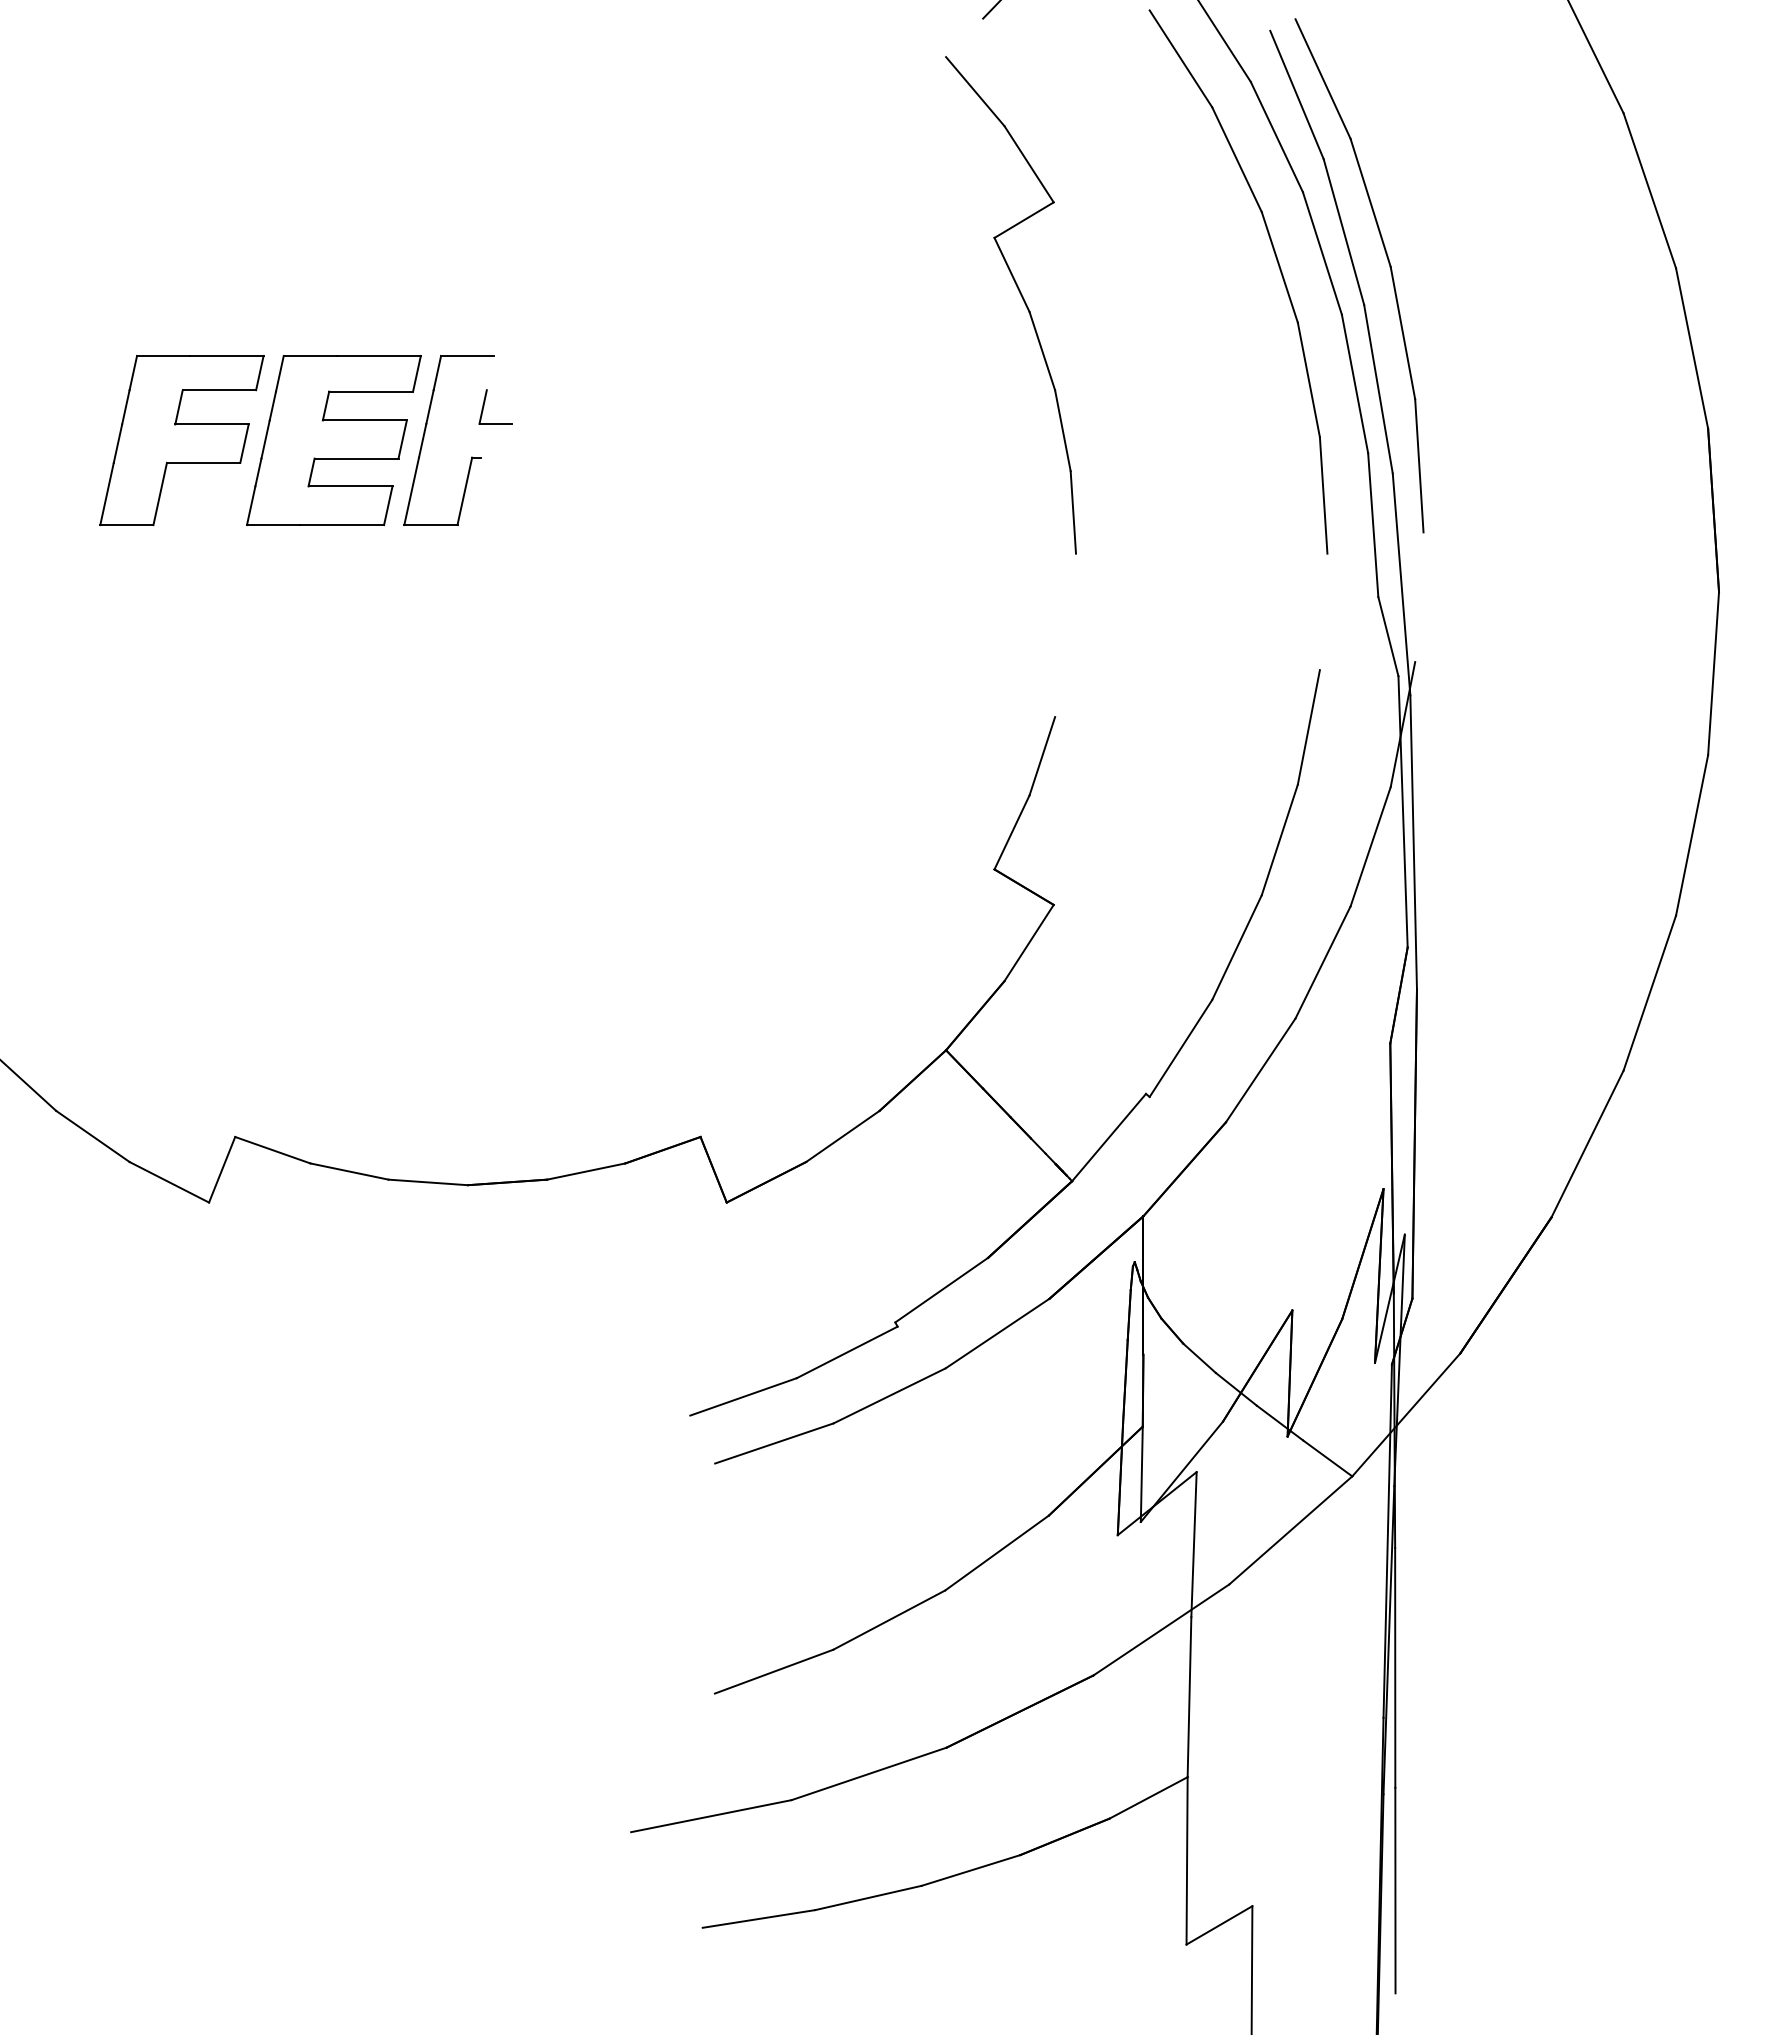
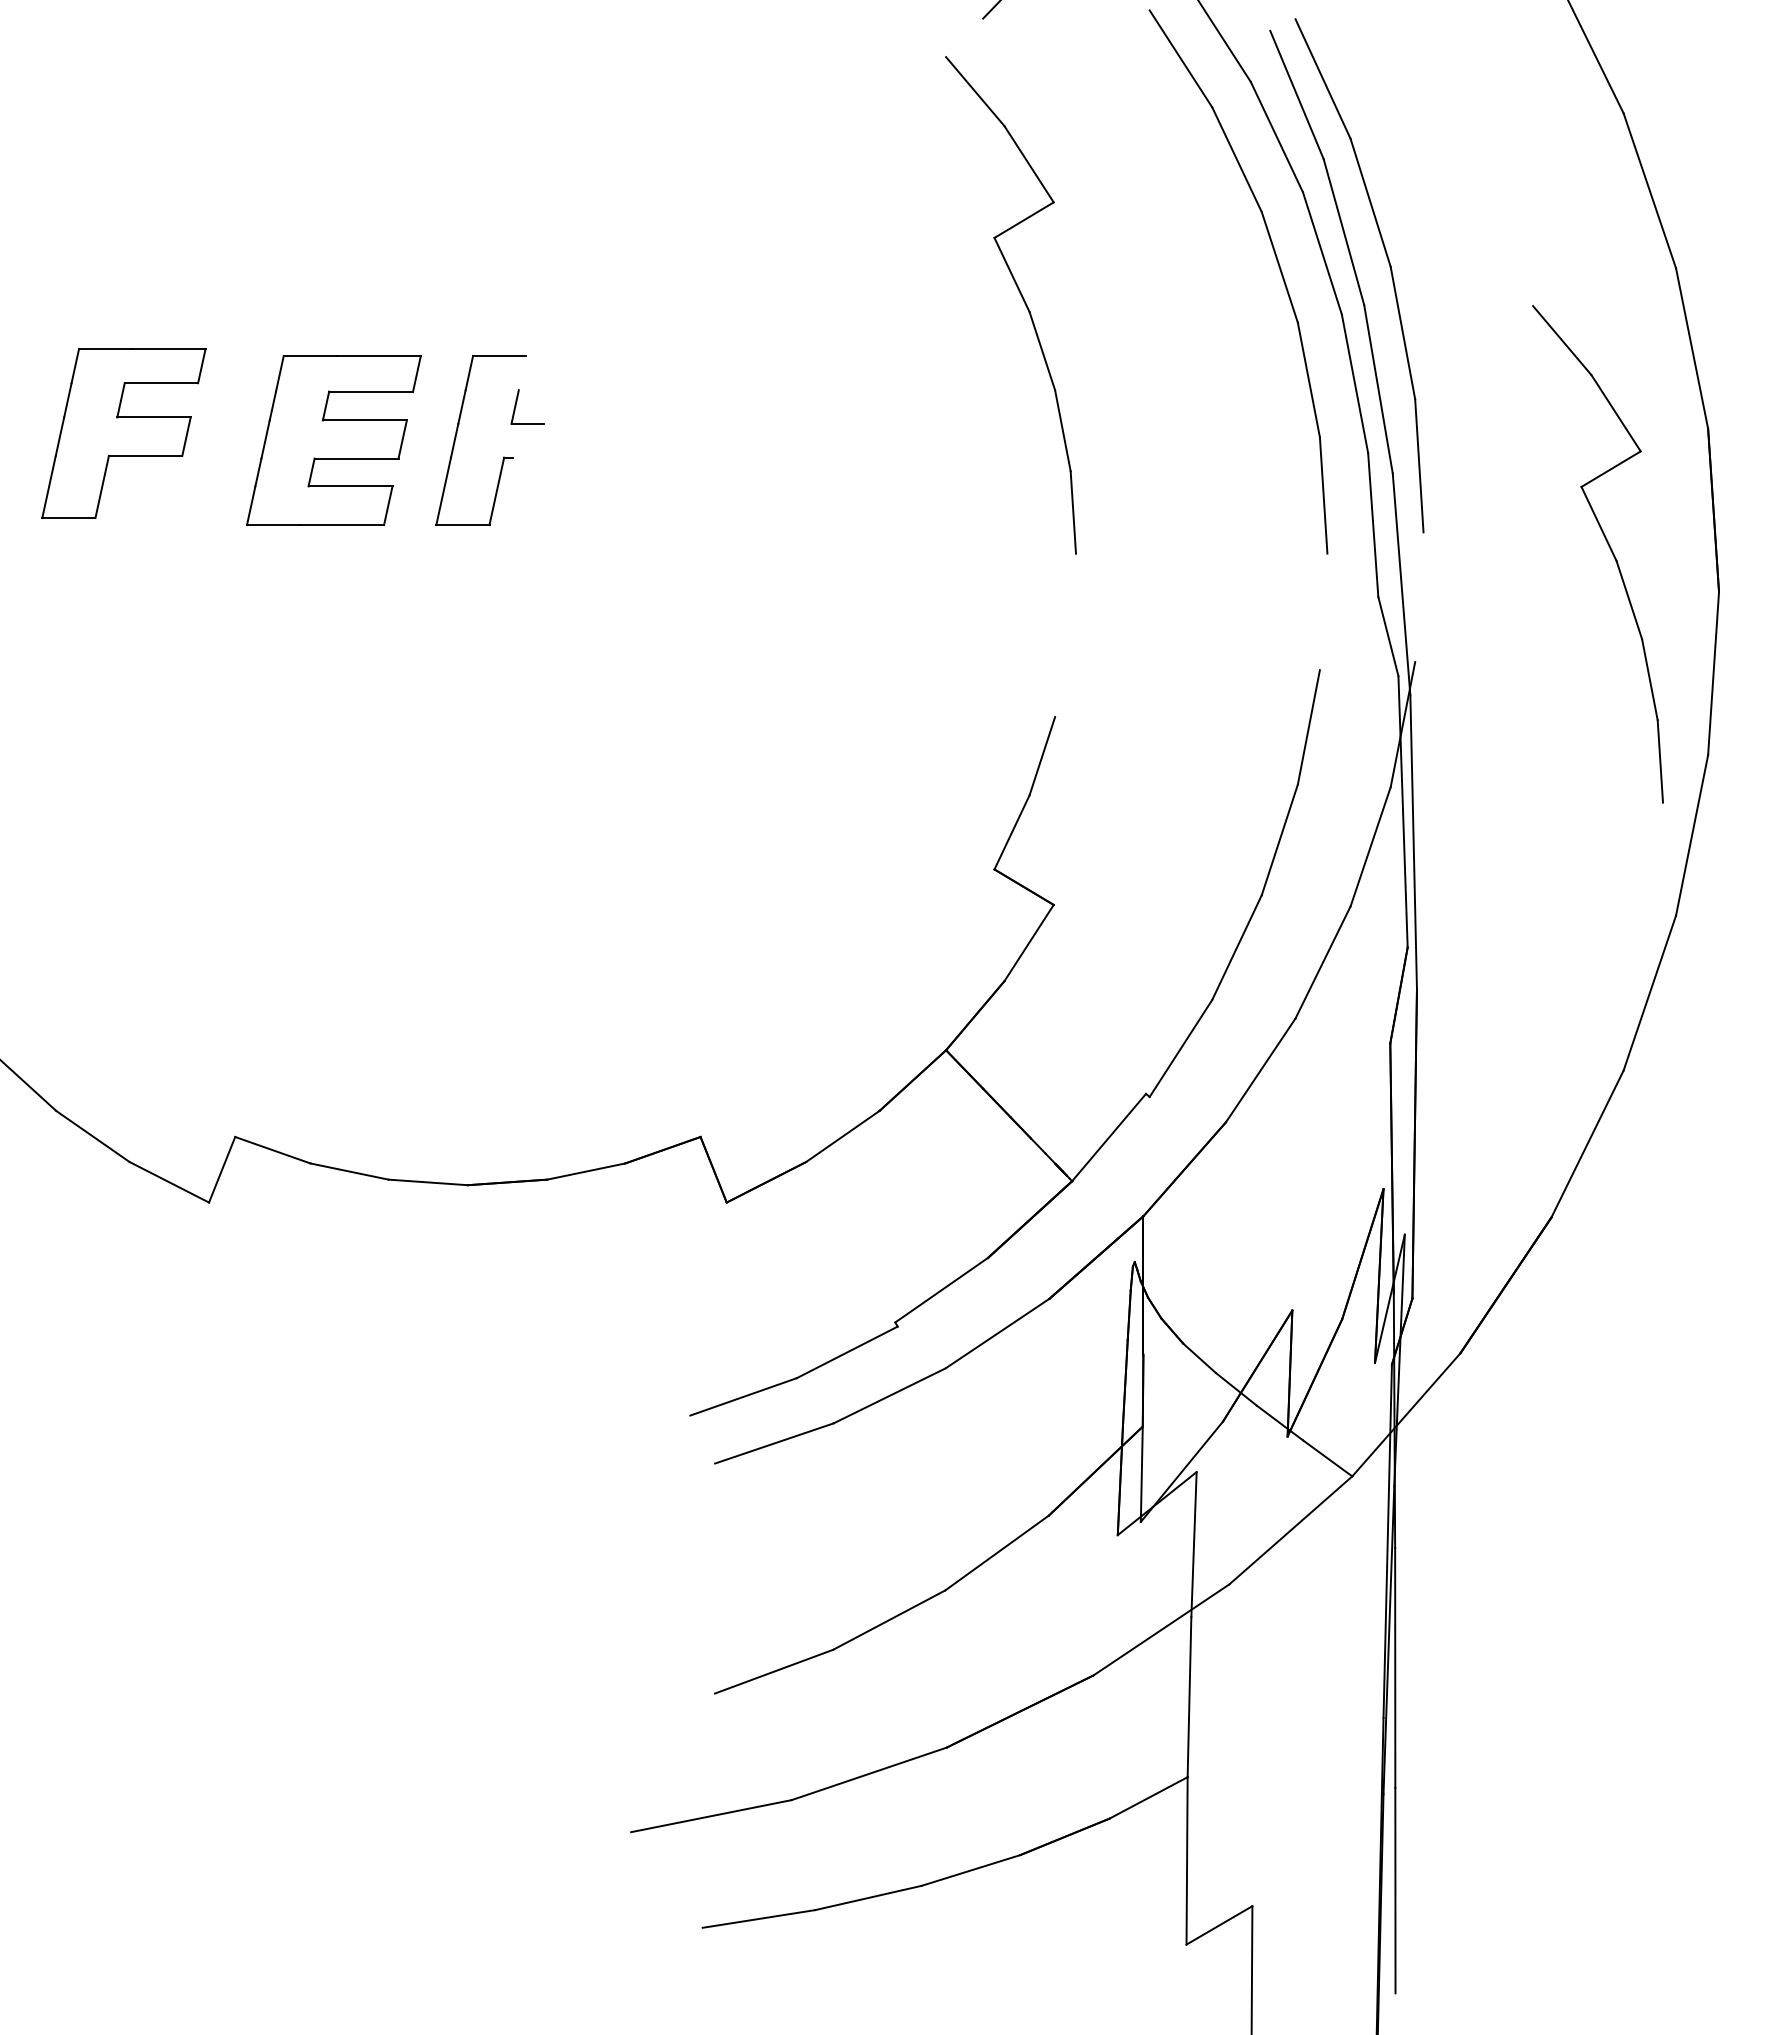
part position: (181, 440) -> (123, 433) (123, 433)
part position: (471, 456) -> (503, 456) (503, 456)
part: none -> present (1609, 548)
